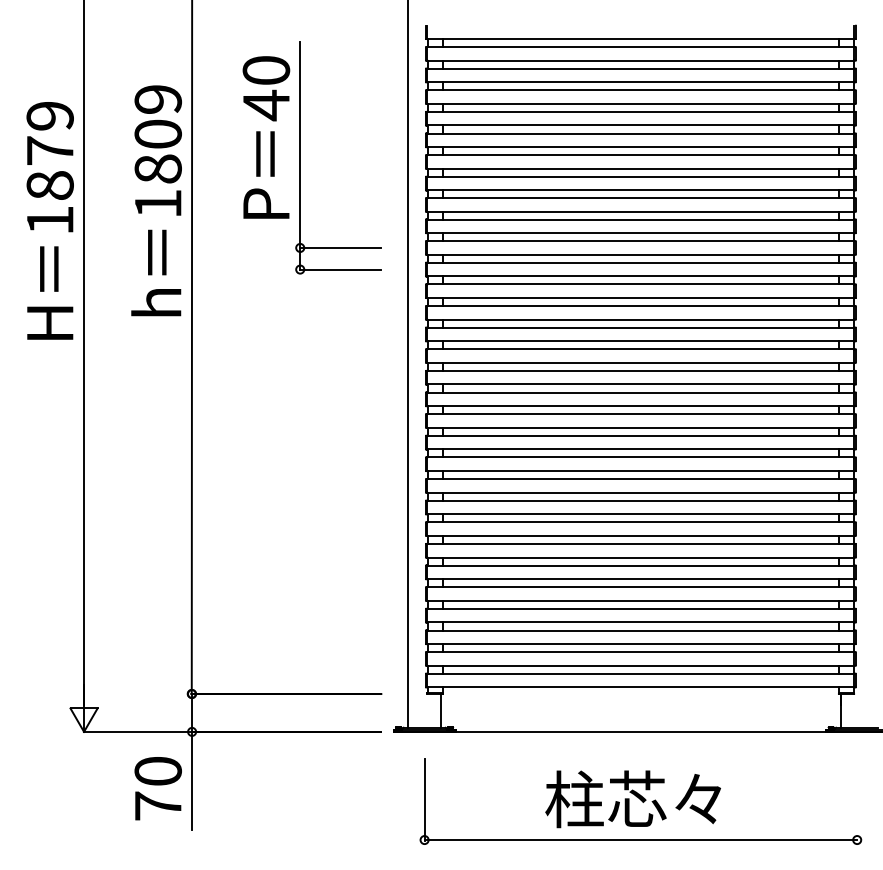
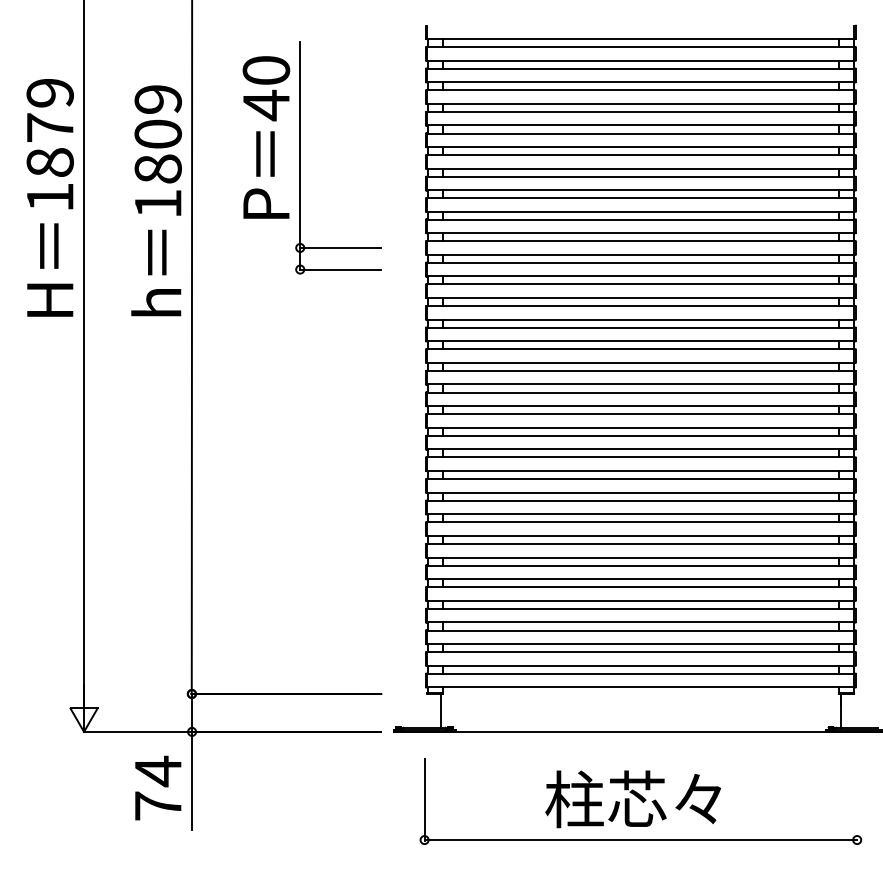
text position: (49, 220) -> (49, 197) (49, 197)
line: present -> none (408, 364)
text: 70 -> 74 (157, 771)
